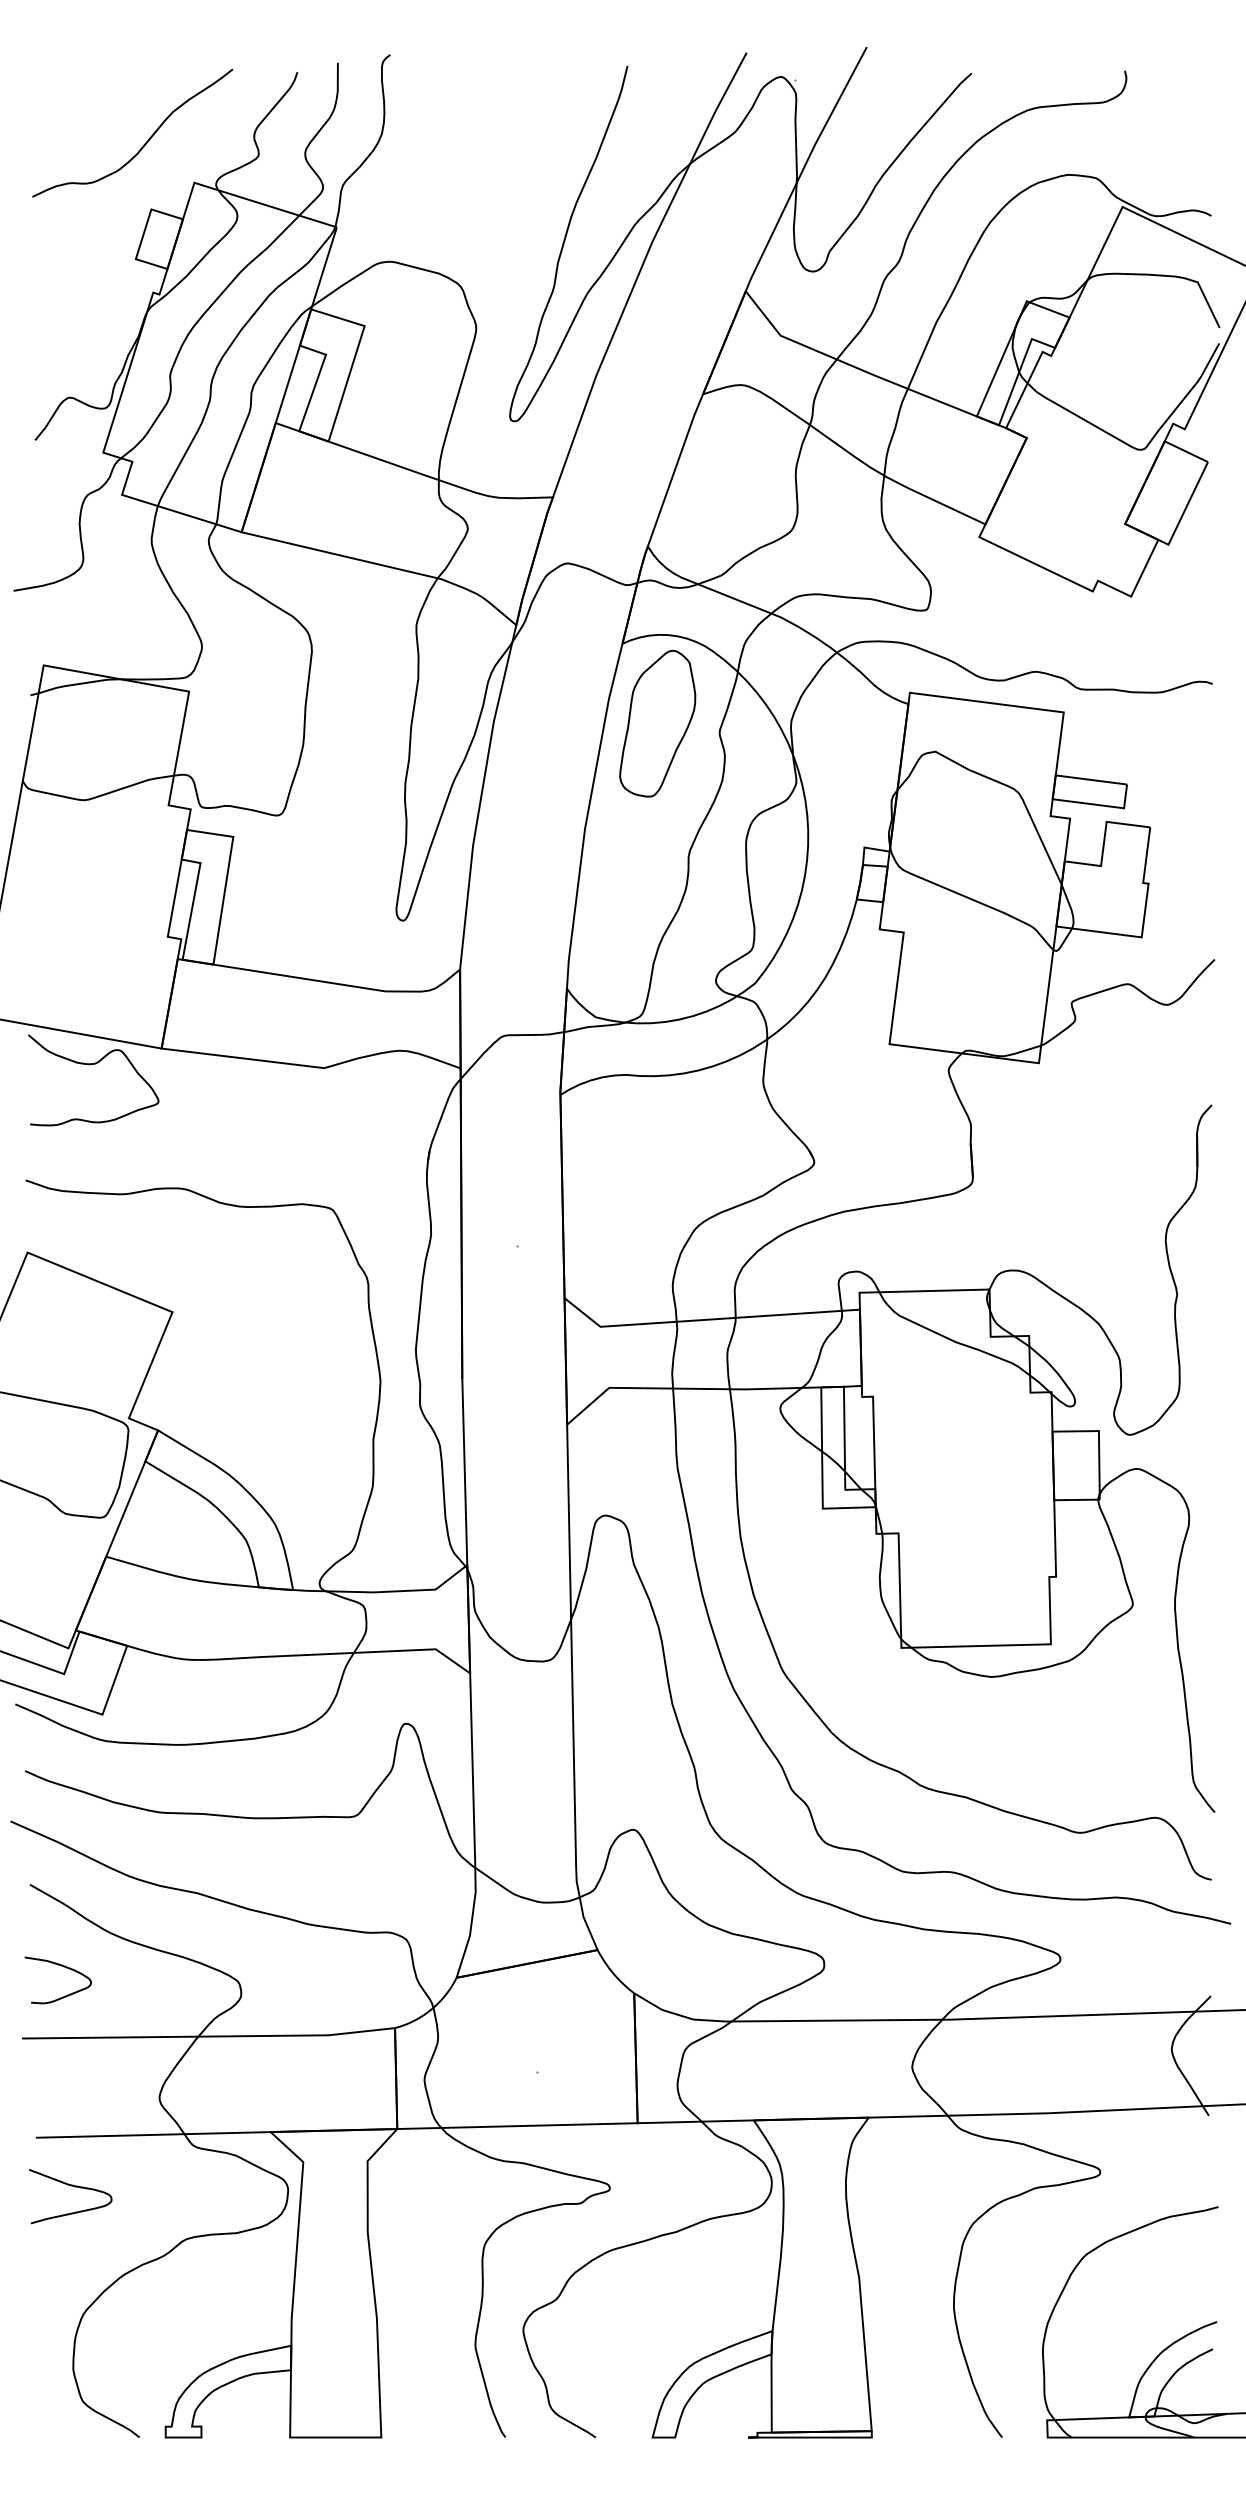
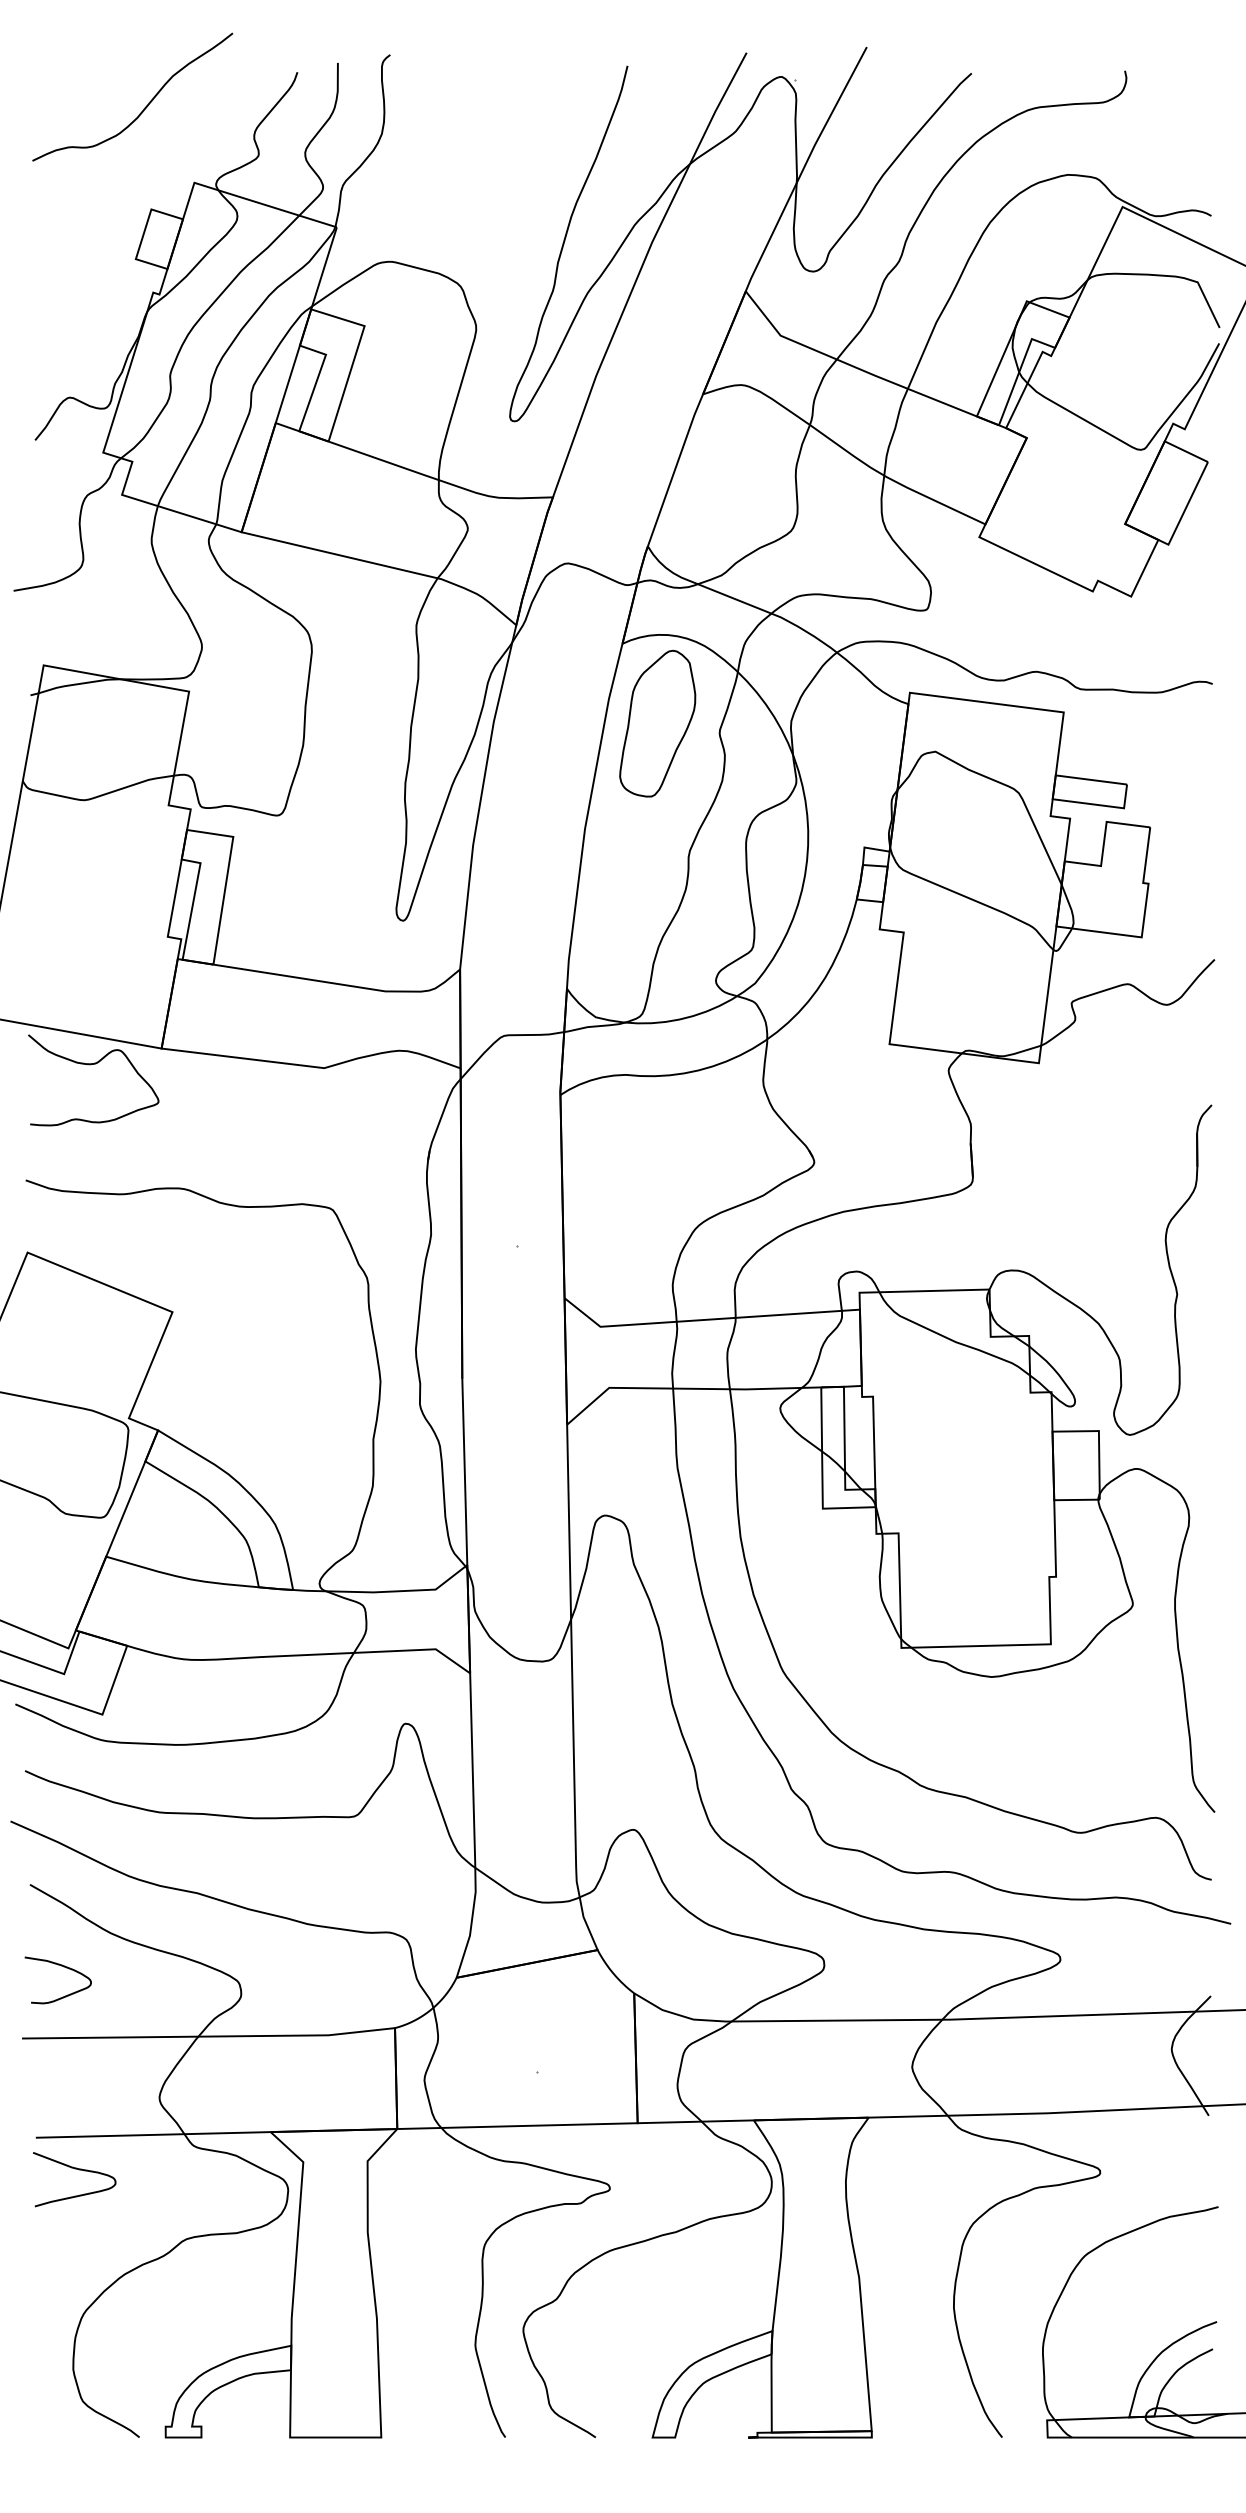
curve position: (144, 143) -> (144, 107) (144, 107)
curve position: (70, 2186) -> (74, 2169) (74, 2169)
